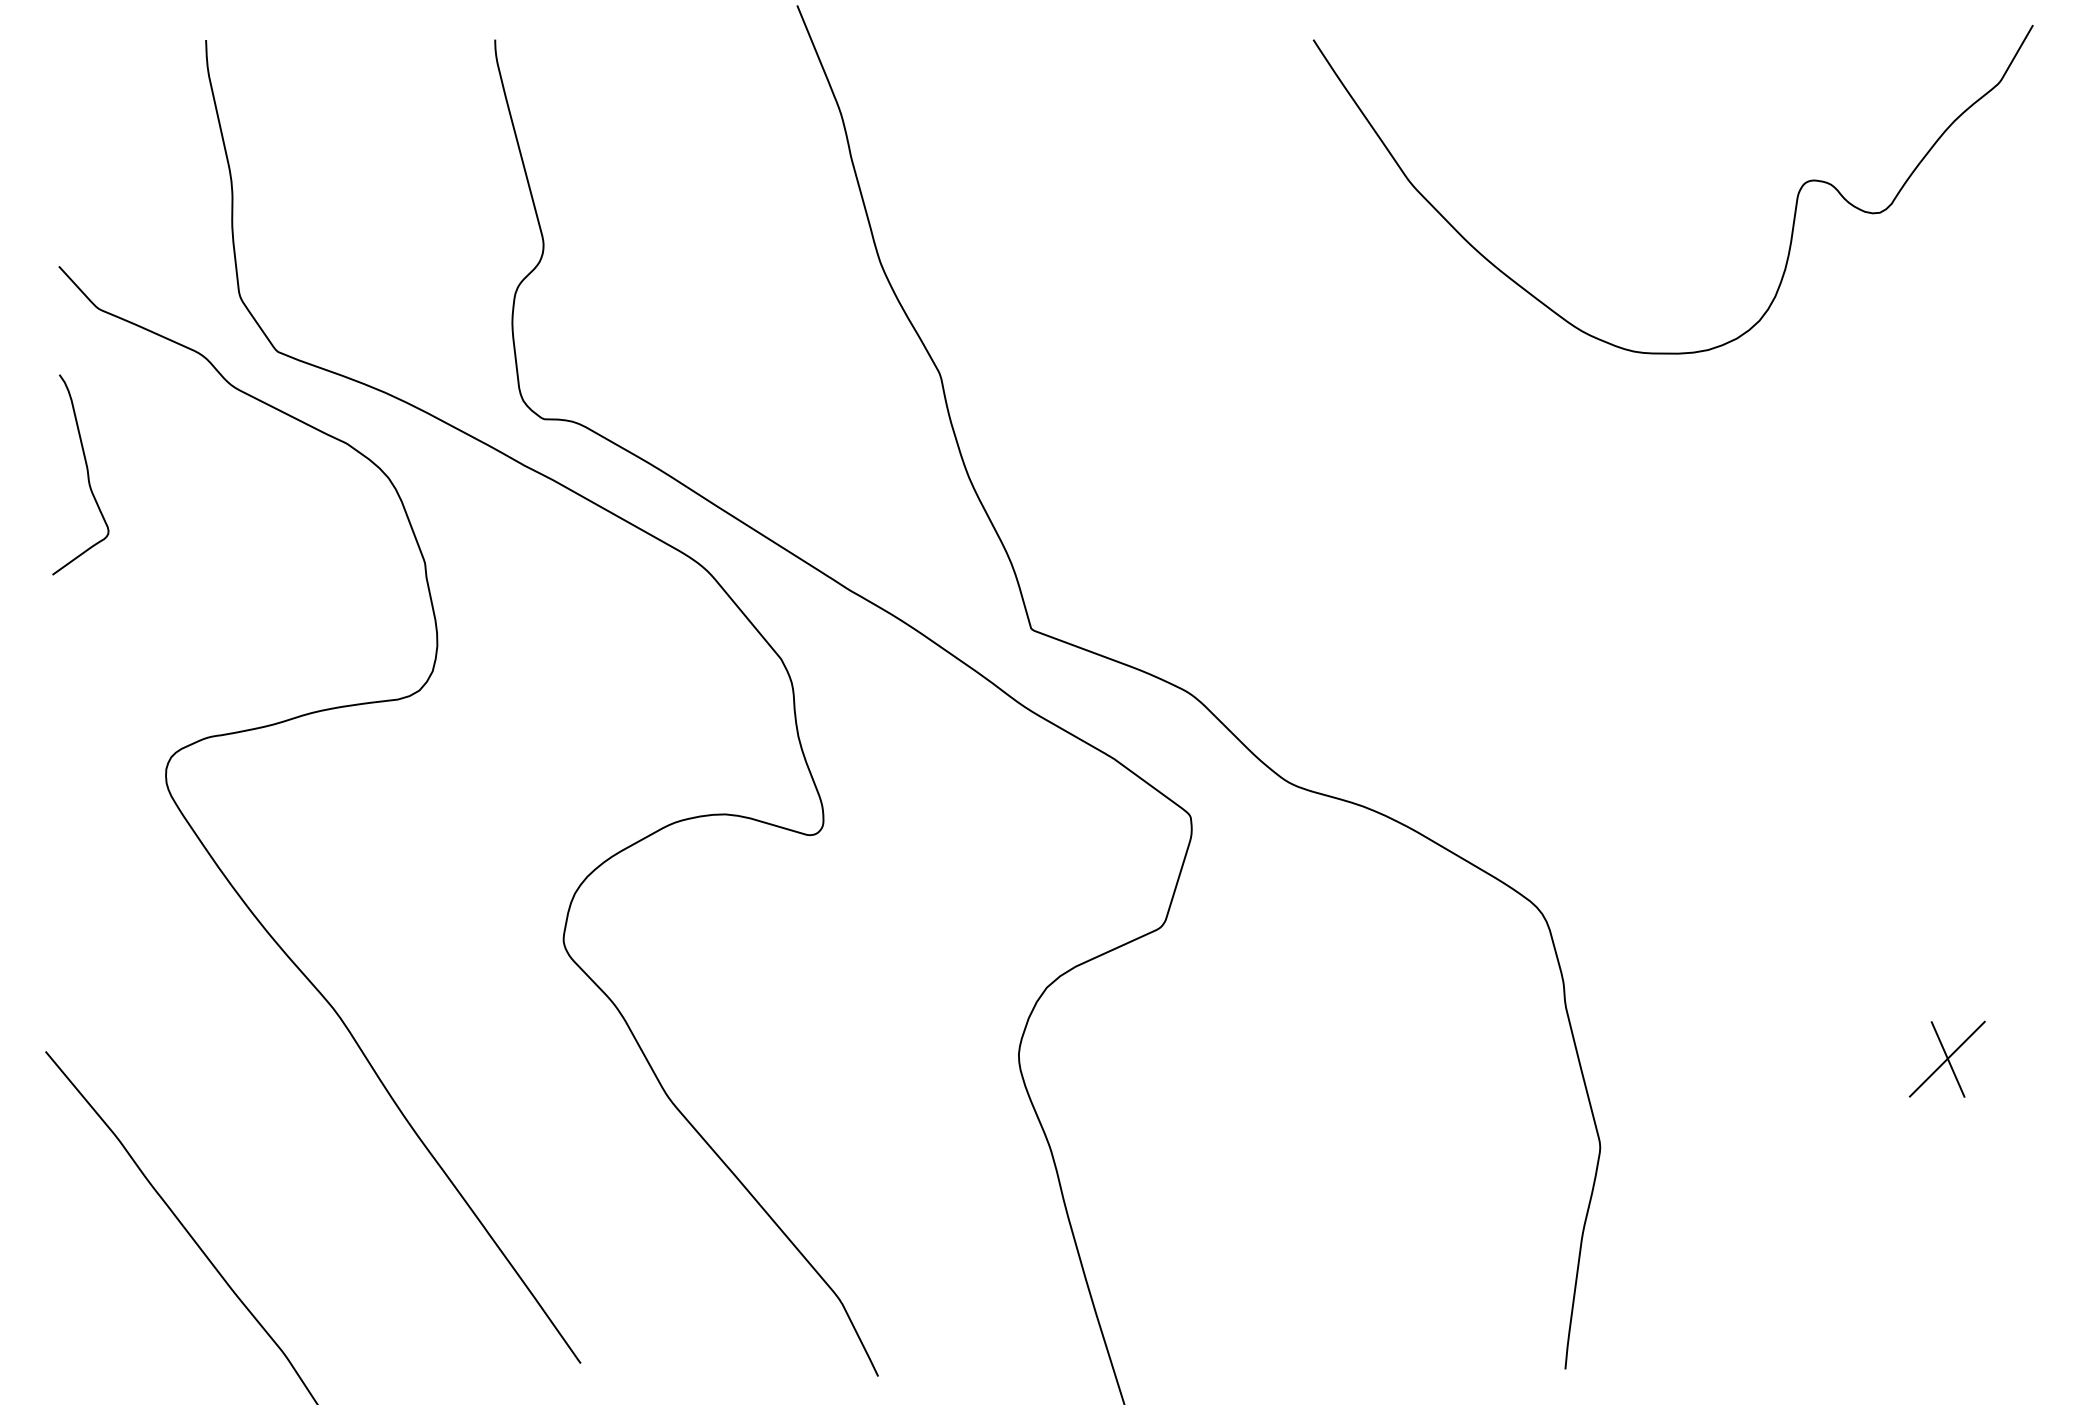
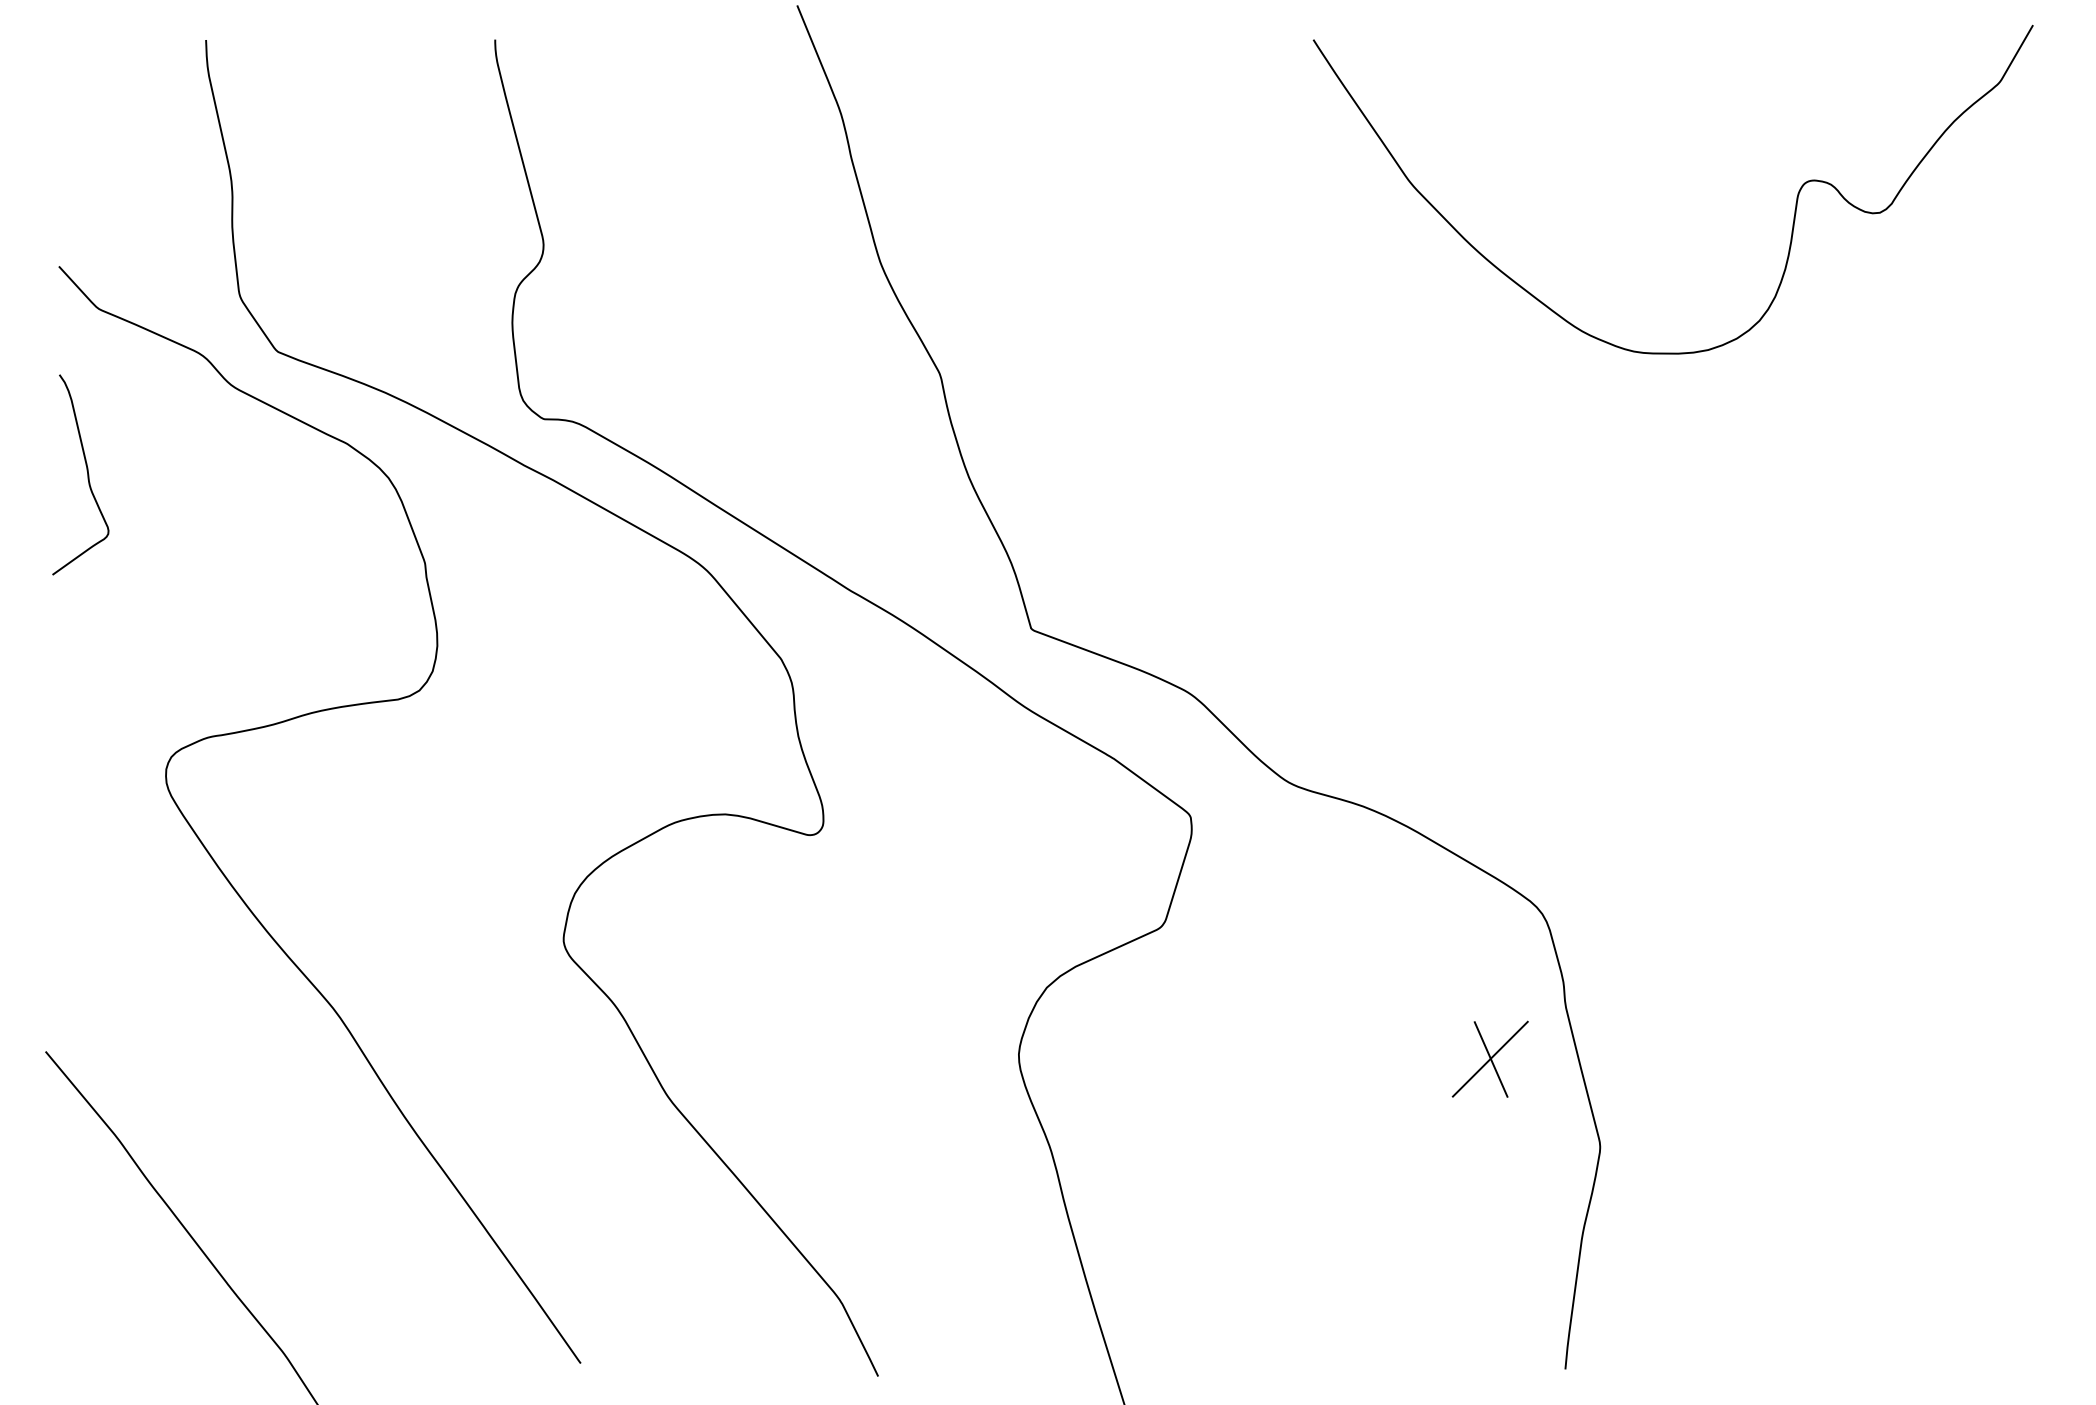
part position: (1946, 1058) -> (1489, 1058) (1489, 1058)
